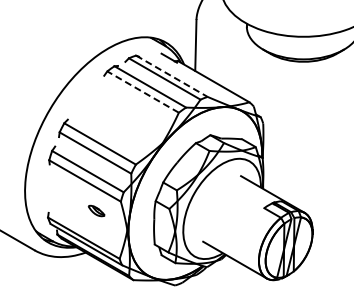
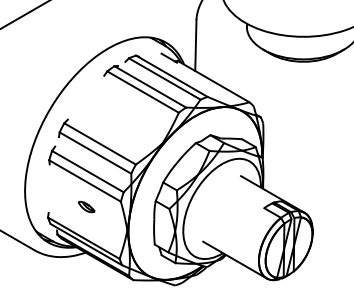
line: none -> present (24, 15)
line: dashed -> solid (172, 76)
line: dashed -> solid (142, 91)
part position: (96, 210) -> (86, 206) (86, 206)
